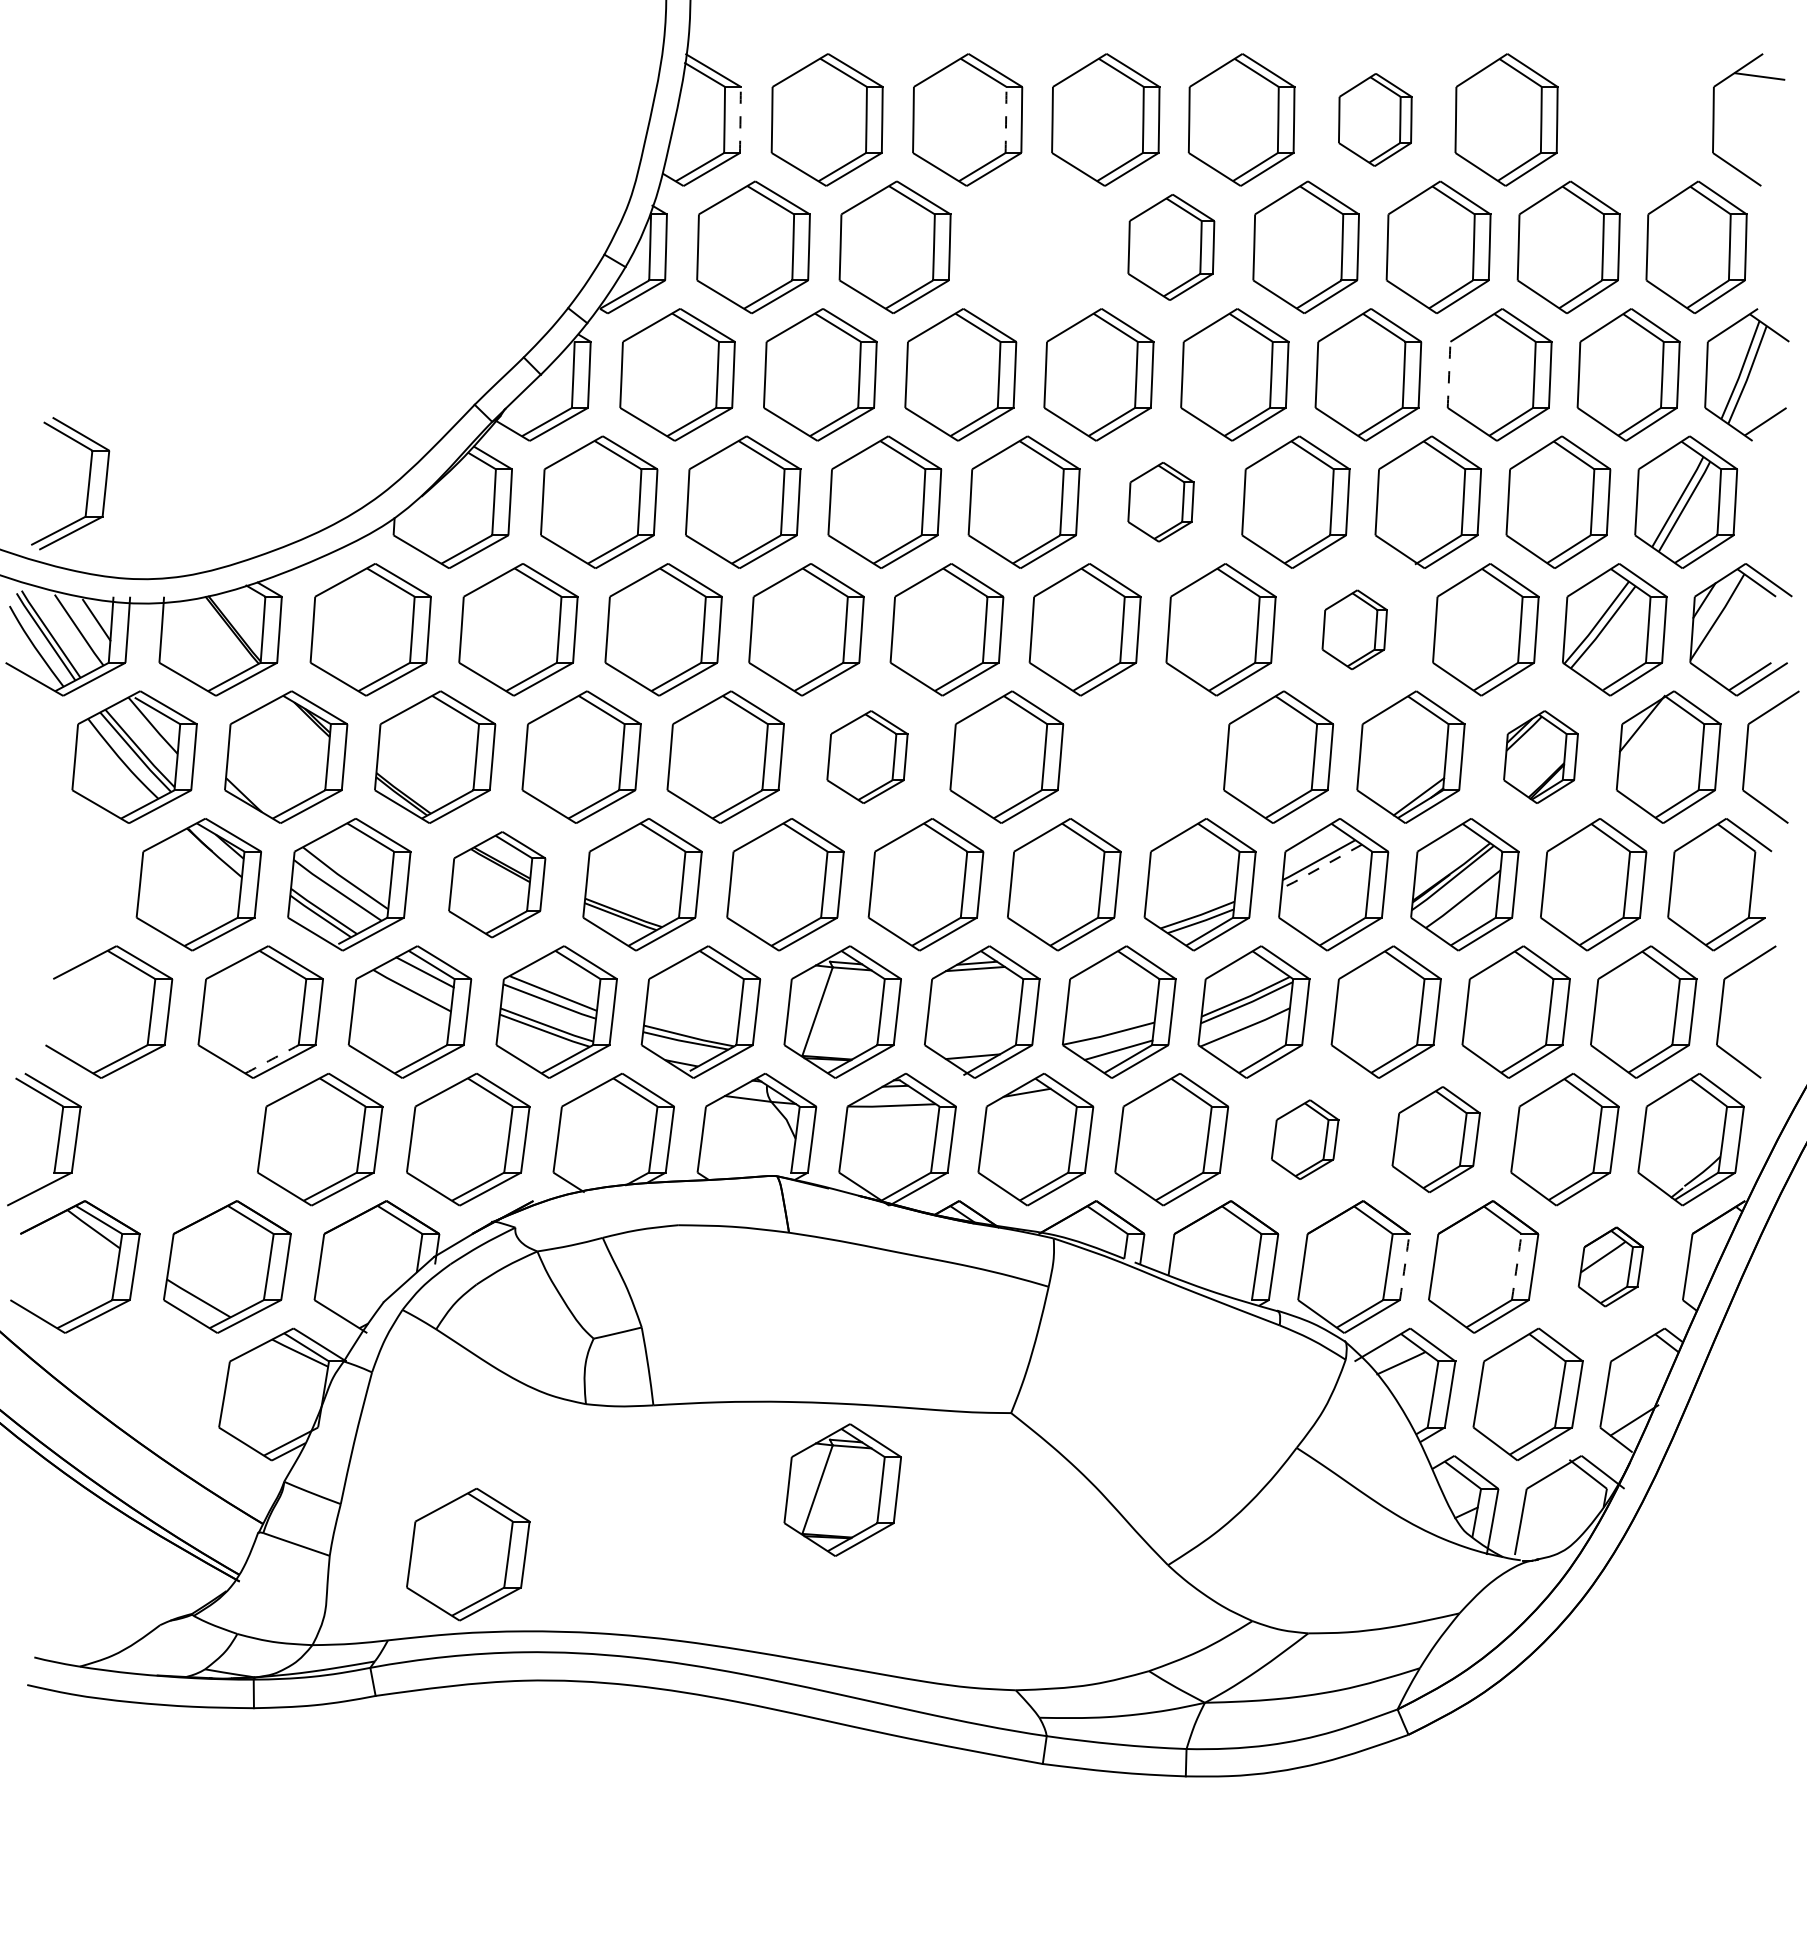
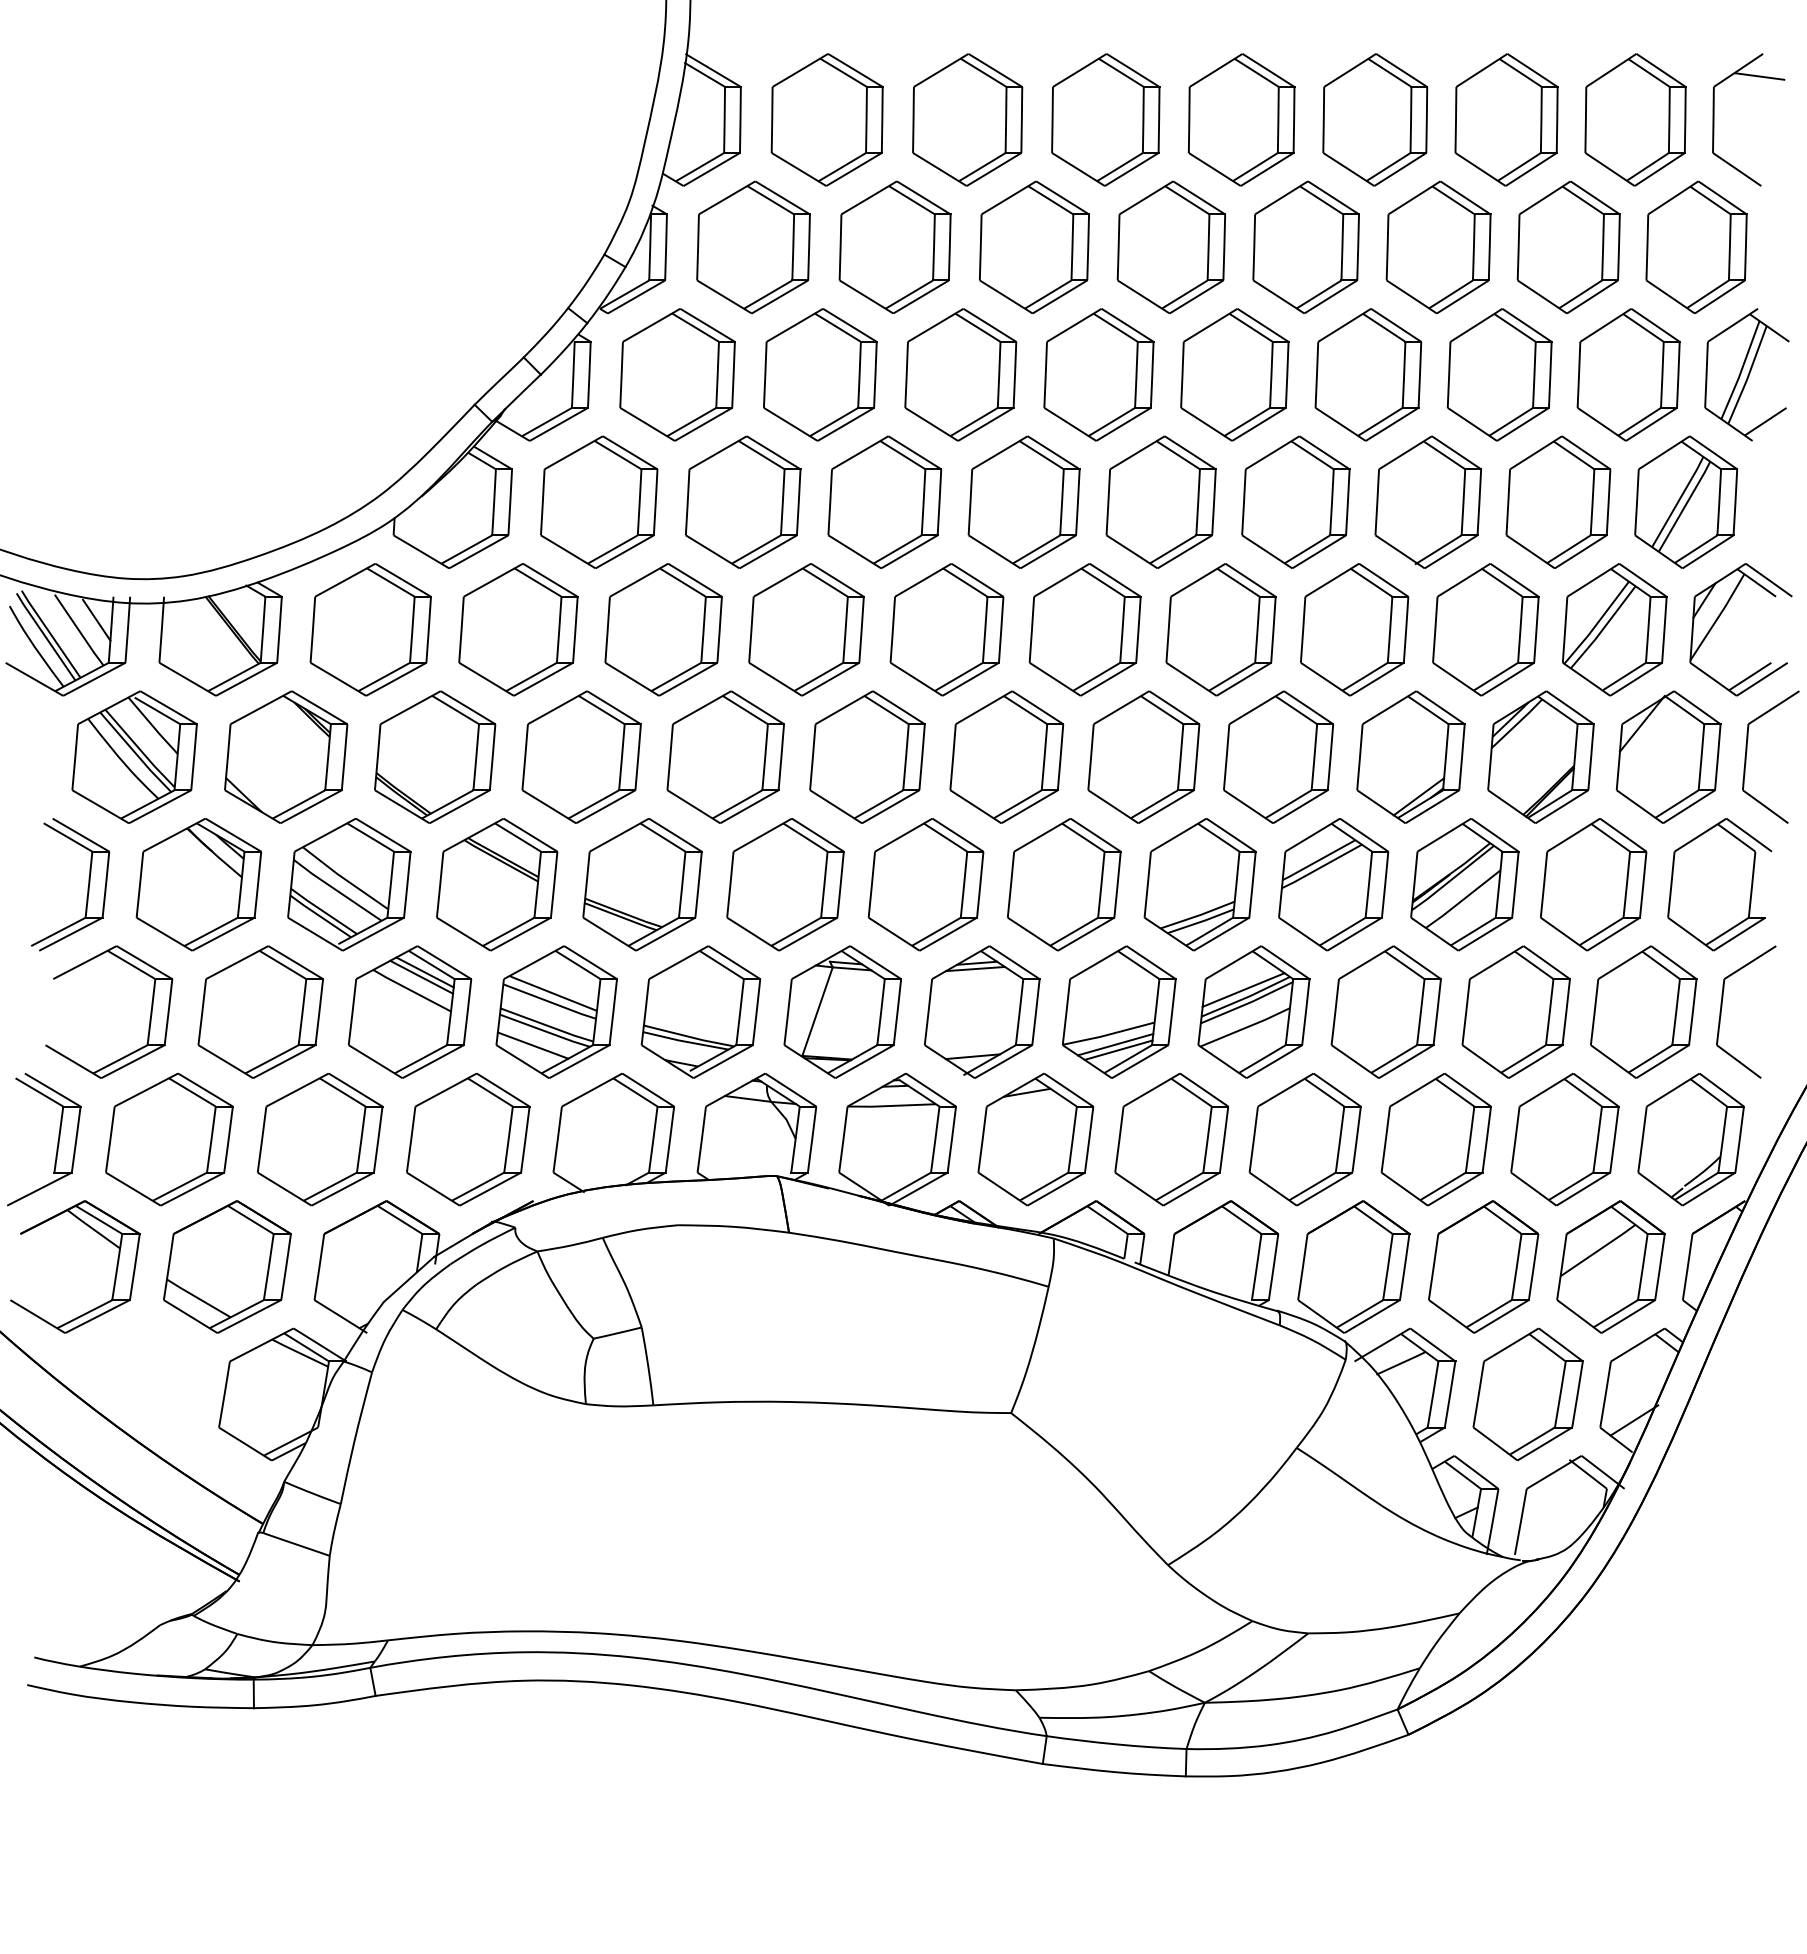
arc: dashed -> solid (740, 119)
arc: dashed -> solid (1006, 119)
part size: 75x94 px -> 107x134 px (1375, 119)
part: none -> present (1635, 119)
part: none -> present (1034, 247)
part size: 89x107 px -> 110x135 px (1170, 247)
arc: dashed -> solid (1449, 374)
part position: (87, 486) -> (87, 887) (87, 887)
part size: 68x81 px -> 112x134 px (1160, 501)
part size: 67x82 px -> 110x134 px (1354, 629)
part size: 83x94 px -> 117x134 px (867, 756)
part: none -> present (1143, 756)
part size: 76x94 px -> 108x134 px (1540, 756)
line: dashed -> solid (1321, 867)
part size: 99x108 px -> 123x134 px (497, 884)
line: none -> present (421, 976)
line: none -> present (1243, 989)
line: none -> present (1115, 1044)
line: none -> present (532, 1045)
arc: dashed -> solid (271, 1059)
part: none -> present (169, 1139)
part size: 69x81 px -> 114x134 px (1304, 1139)
part size: 90x107 px -> 112x134 px (1435, 1139)
part size: 68x82 px -> 110x134 px (1610, 1266)
arc: dashed -> solid (1404, 1267)
arc: dashed -> solid (1516, 1267)
part: present -> none (842, 1489)
part: present -> none (468, 1554)
